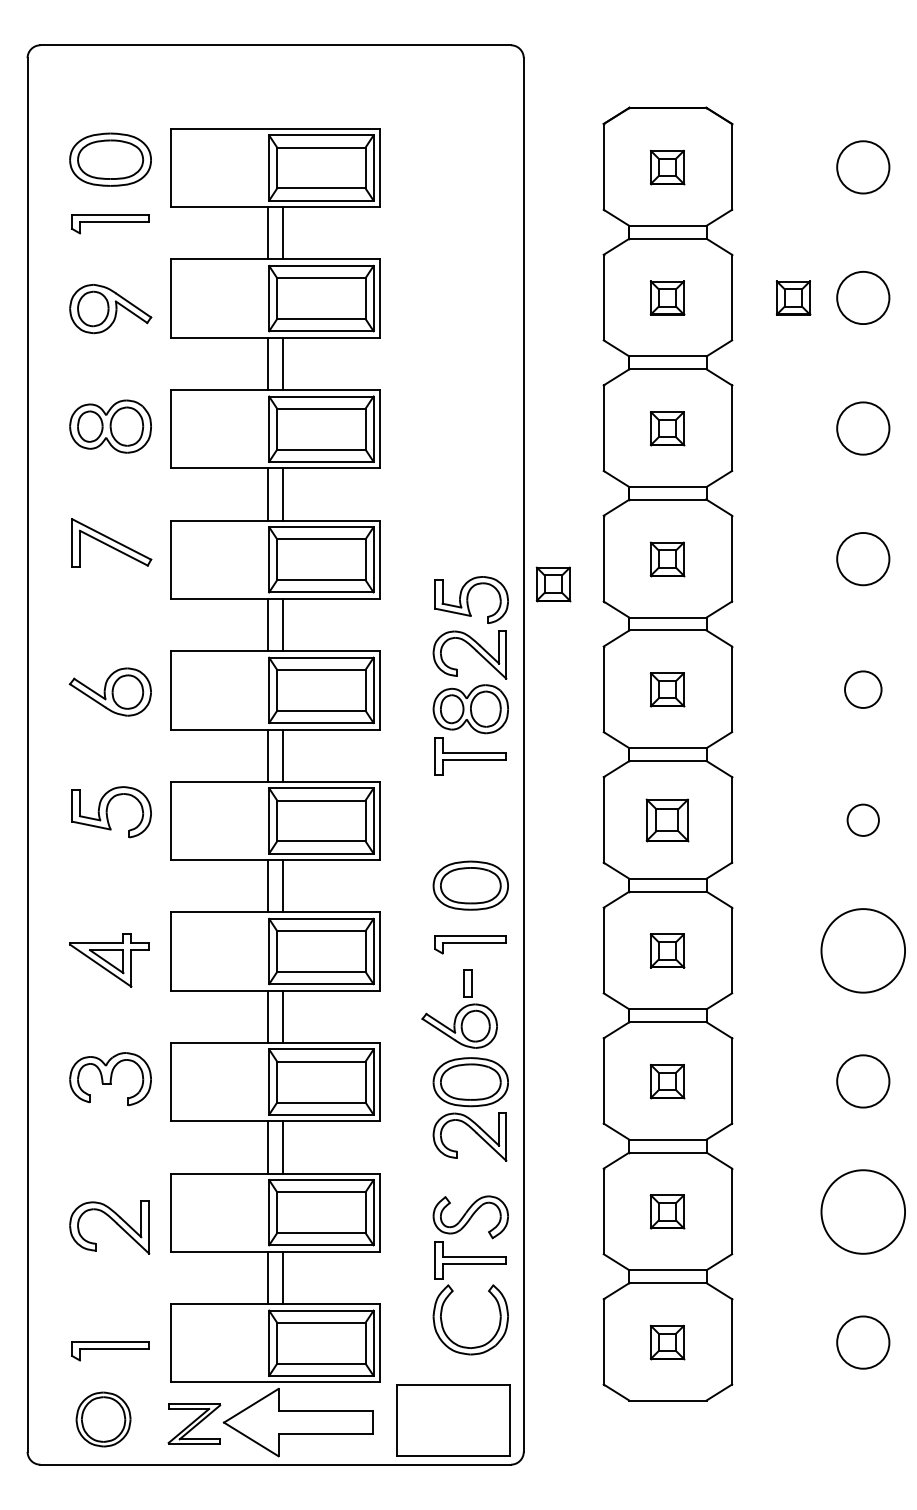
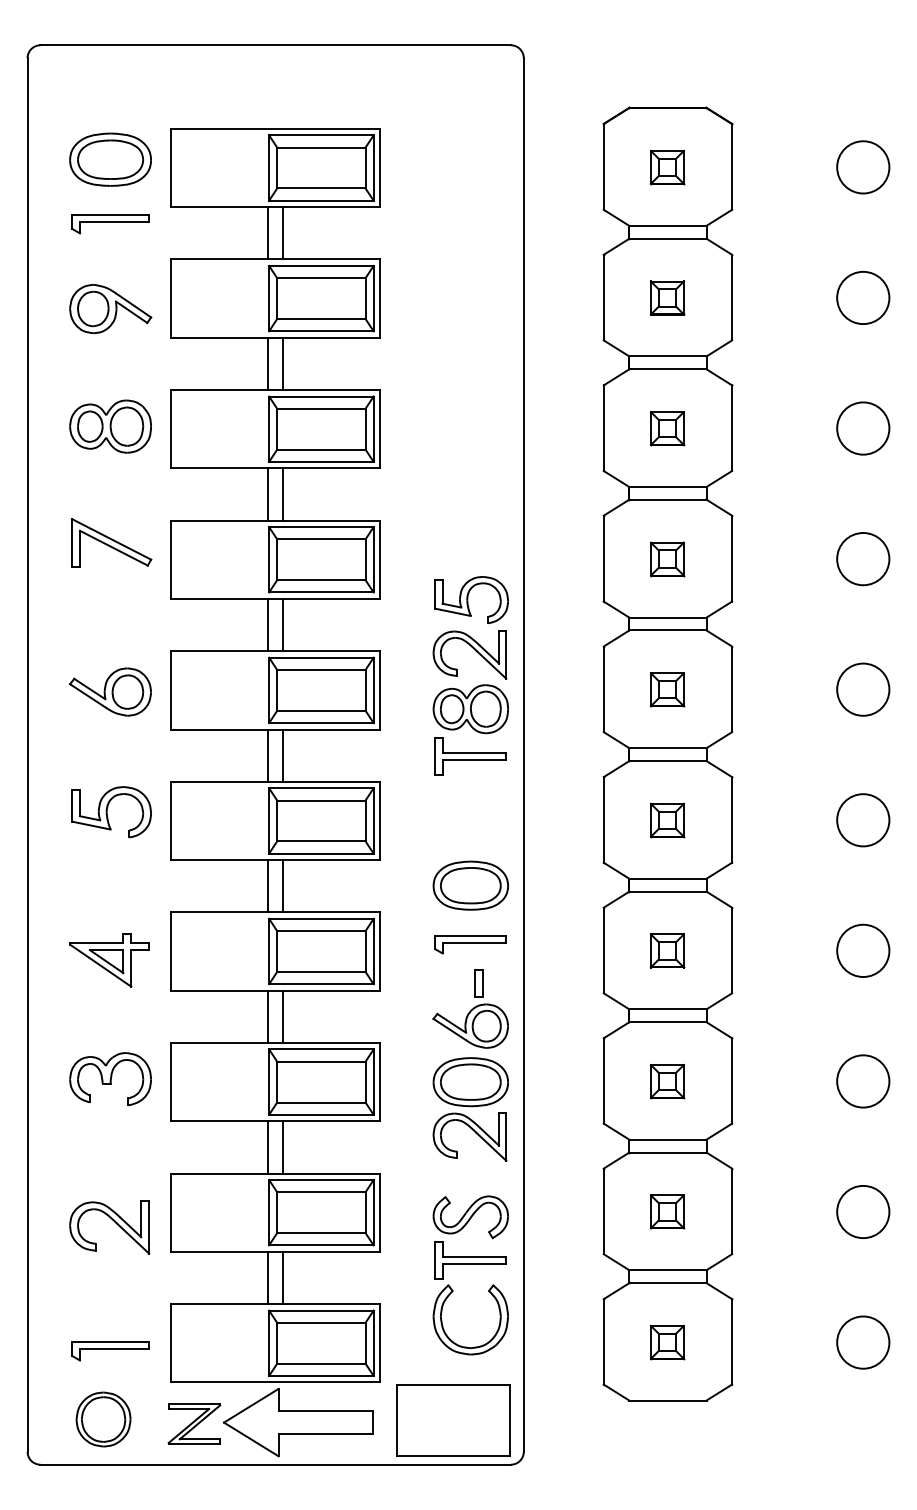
part: present -> none (793, 297)
part: present -> none (553, 584)
circle diameter: 37 px -> 52 px (863, 689)
circle diameter: 31 px -> 52 px (863, 820)
part size: 45x45 px -> 37x37 px (667, 820)
circle diameter: 84 px -> 52 px (863, 950)
part position: (459, 1008) -> (470, 1008) (470, 1008)
circle diameter: 84 px -> 52 px (863, 1211)
